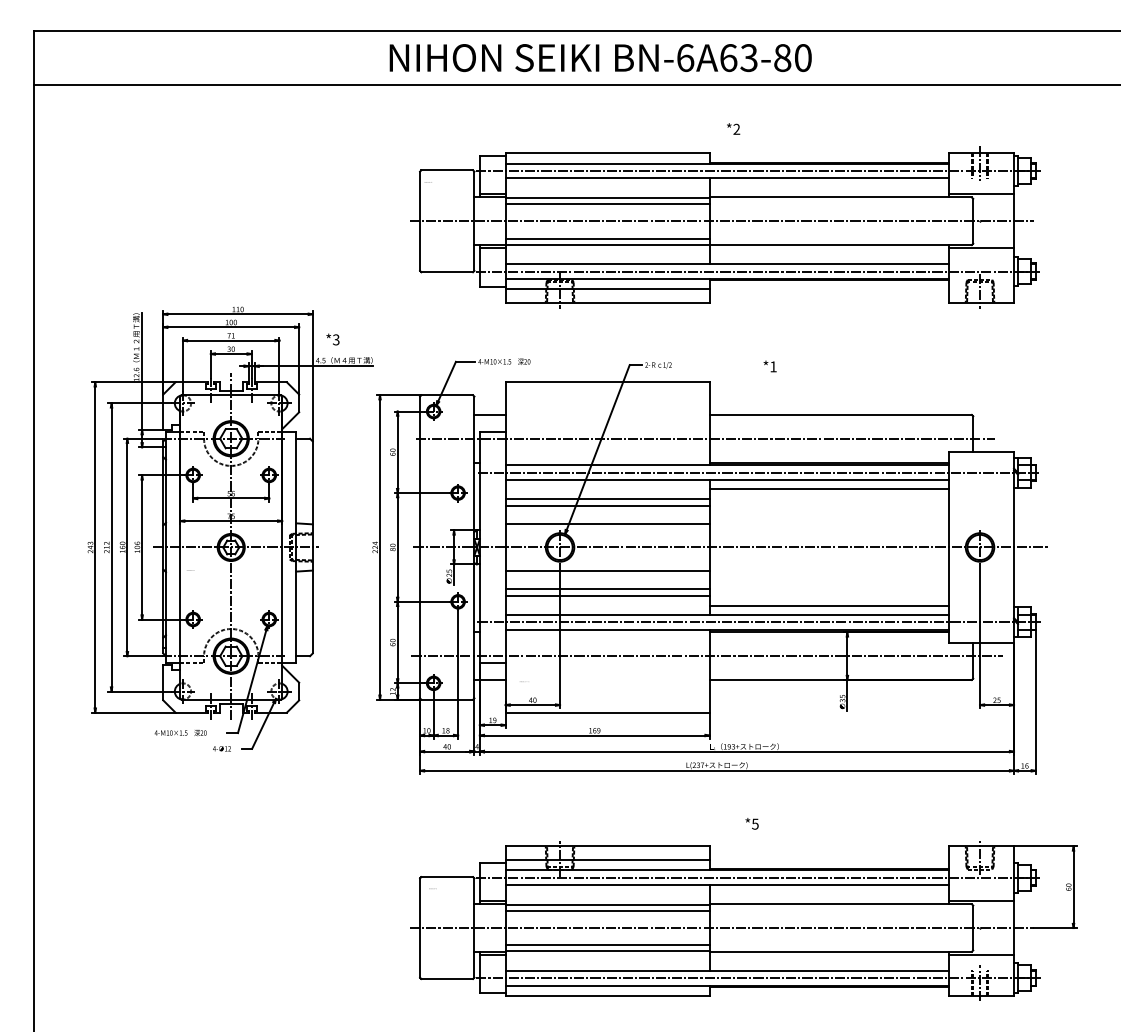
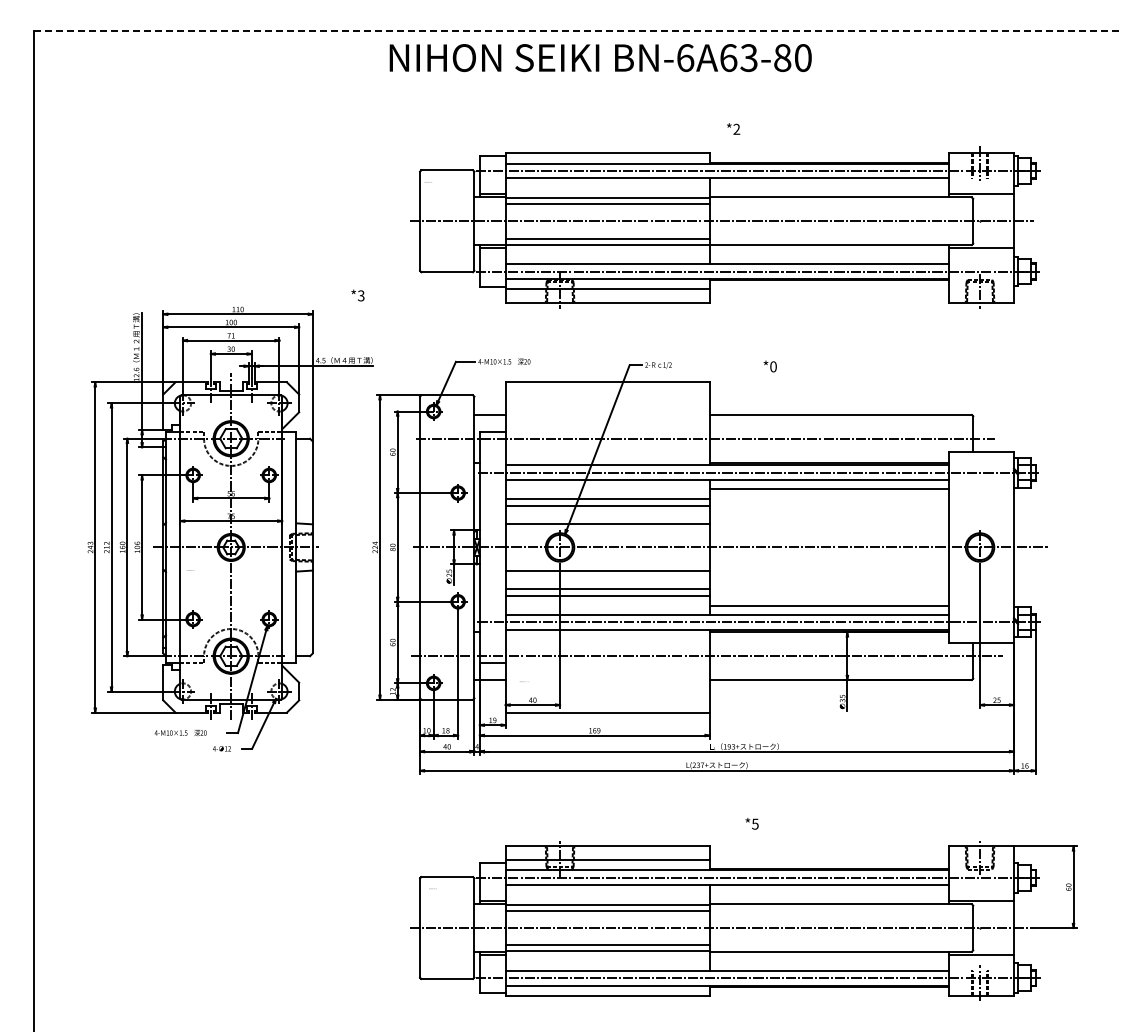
line: solid -> dashed (577, 30)
line: present -> none (575, 85)
text position: (332, 339) -> (357, 295) (357, 295)
text: *1 -> *0 (773, 366)
